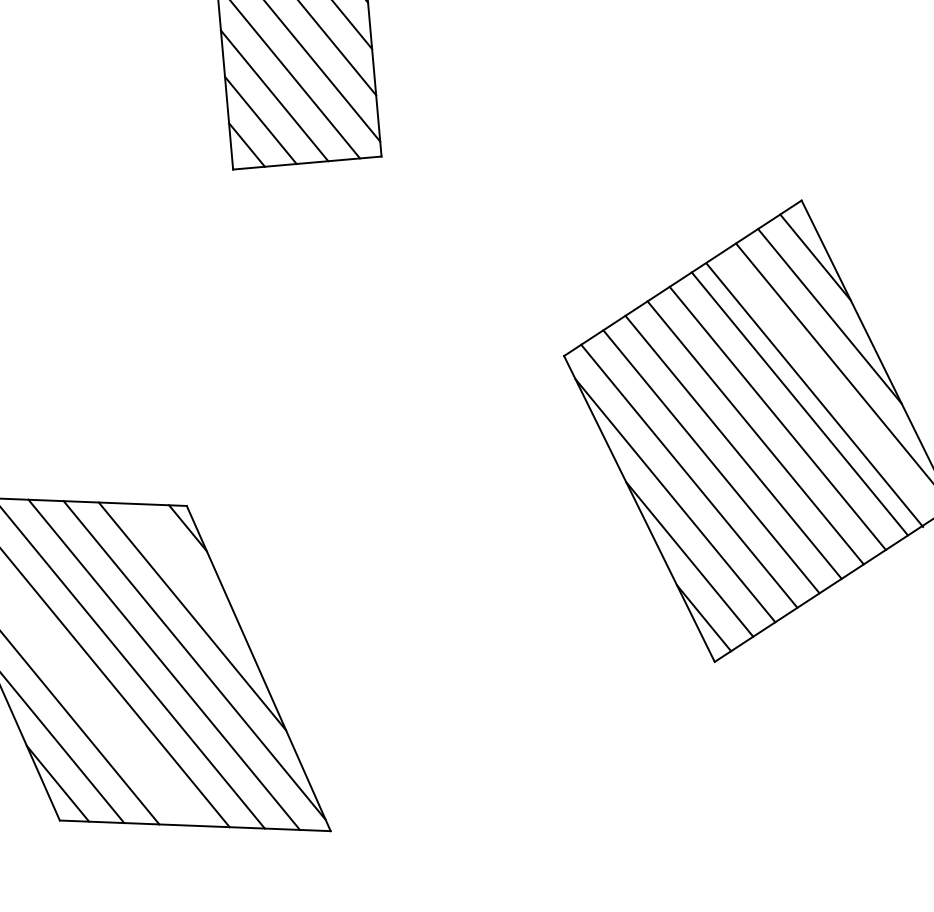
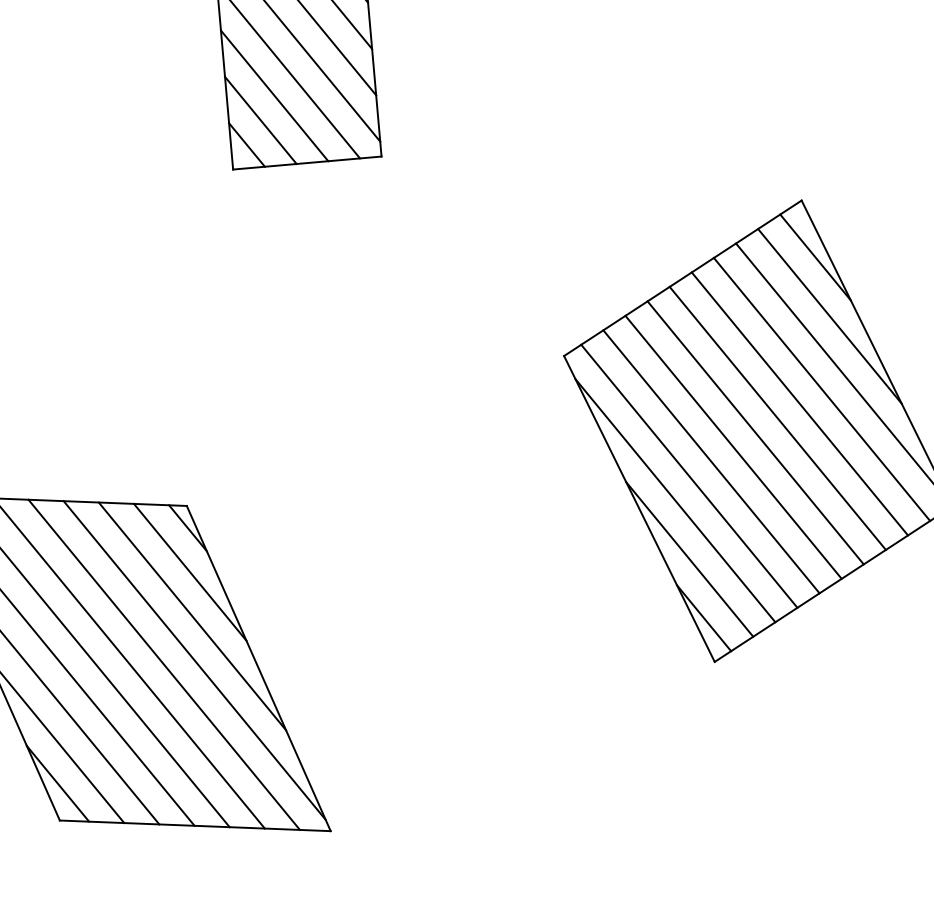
line position: (814, 394) -> (821, 388) (821, 388)
line: none -> present (189, 571)
line: none -> present (98, 708)
